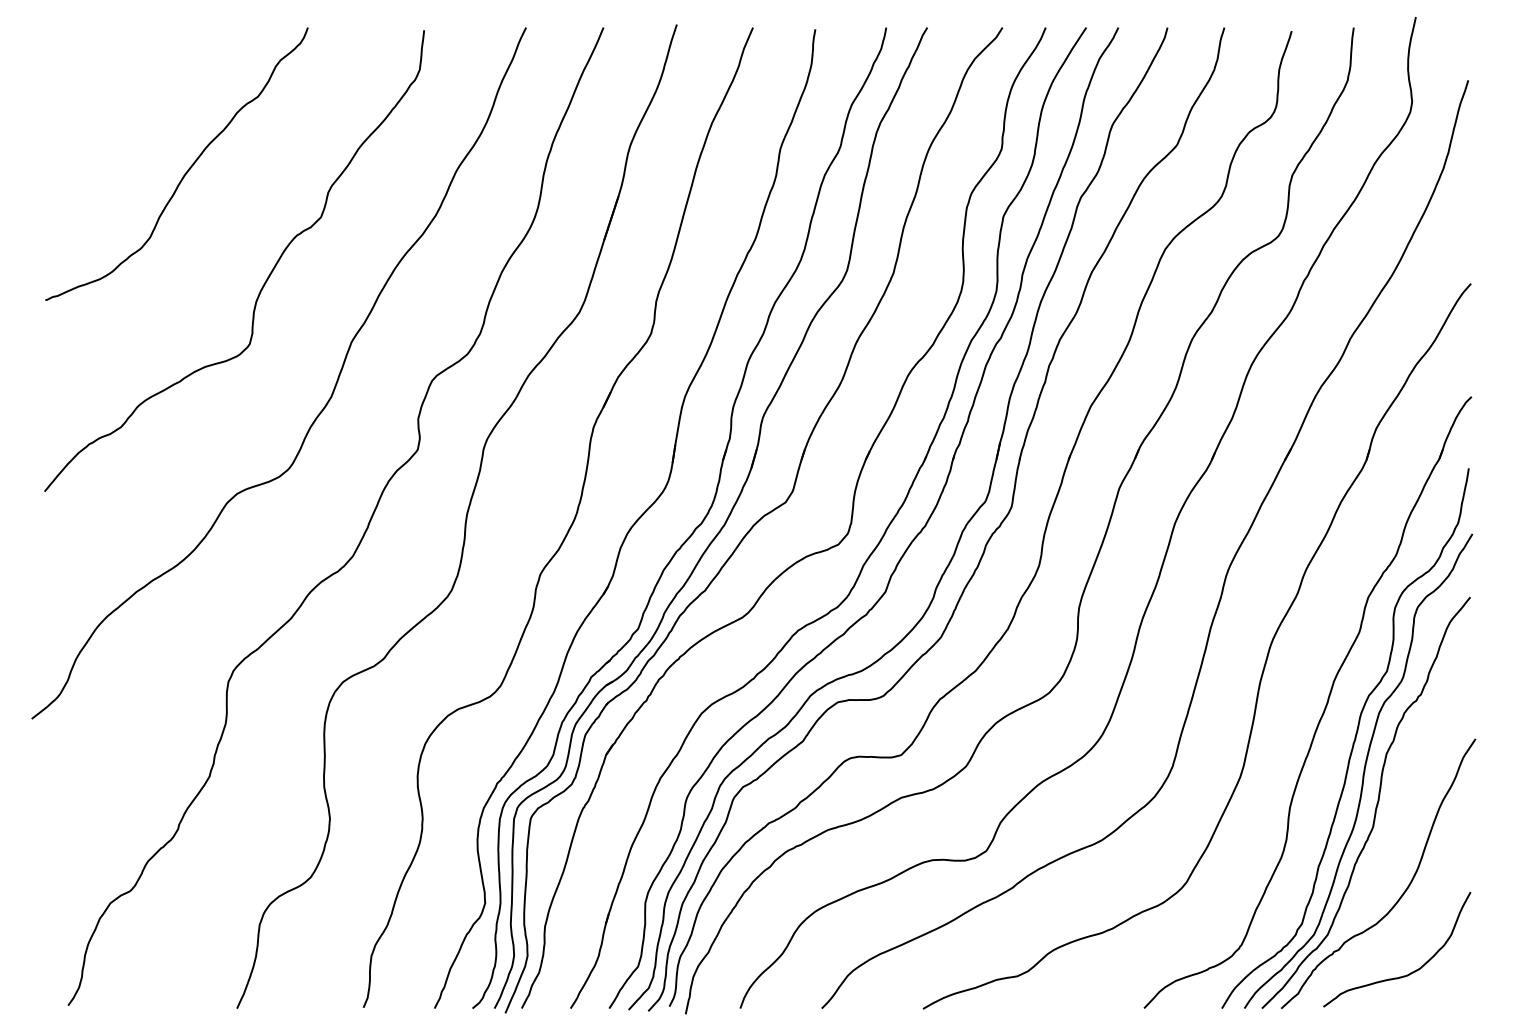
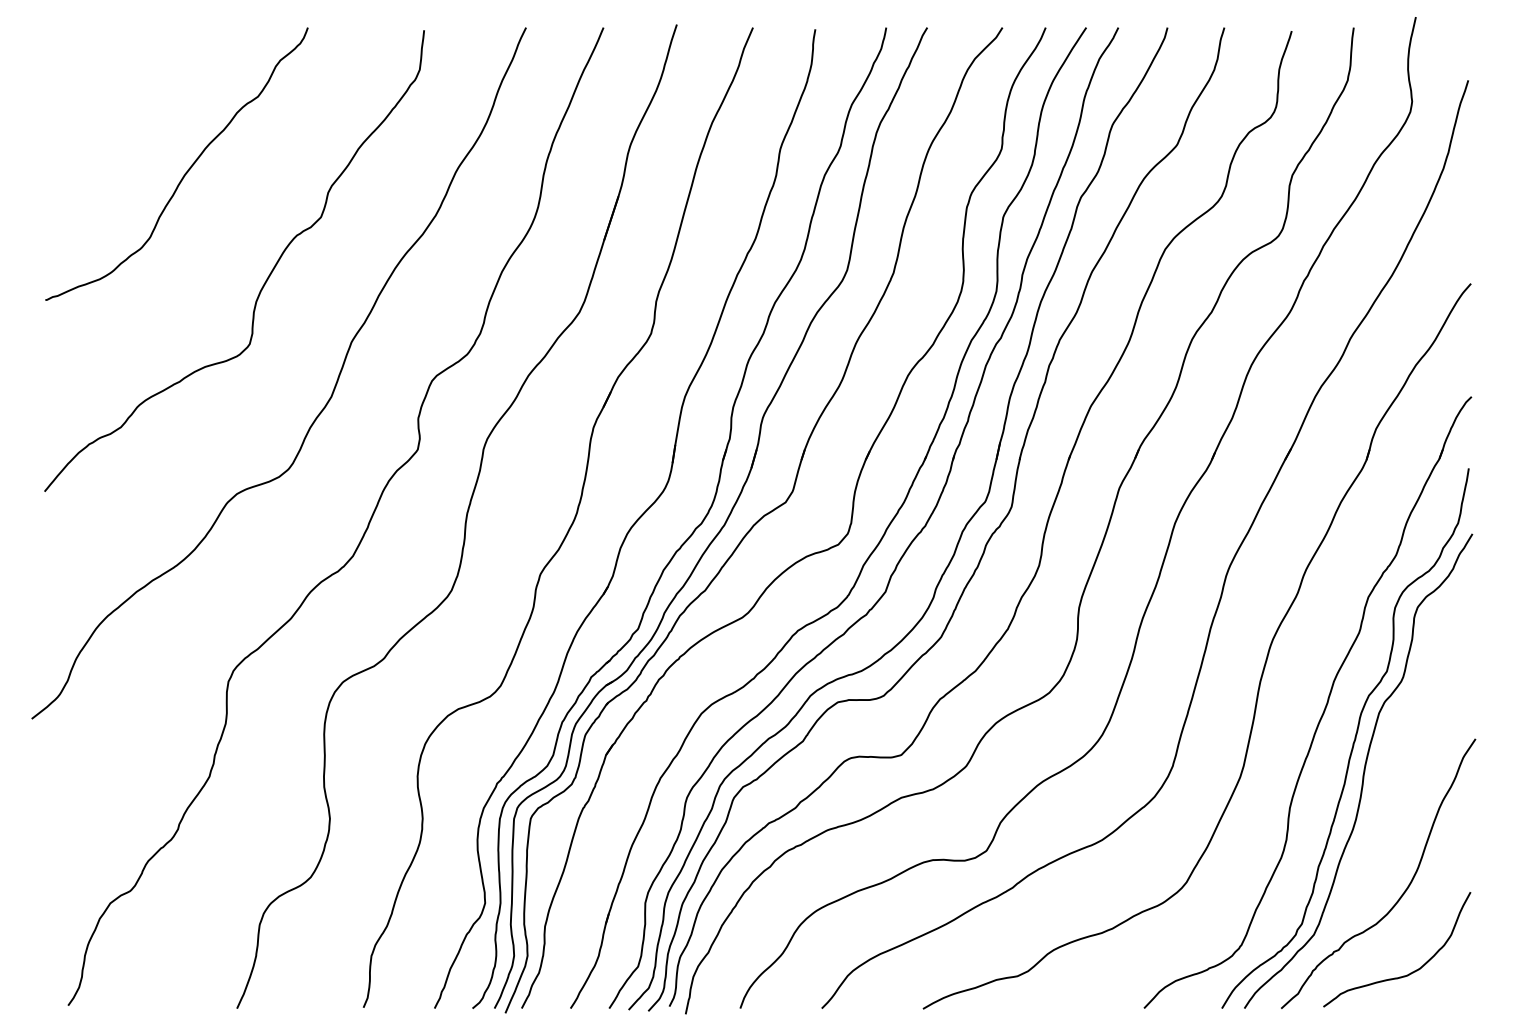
curve: present -> none (1375, 806)
